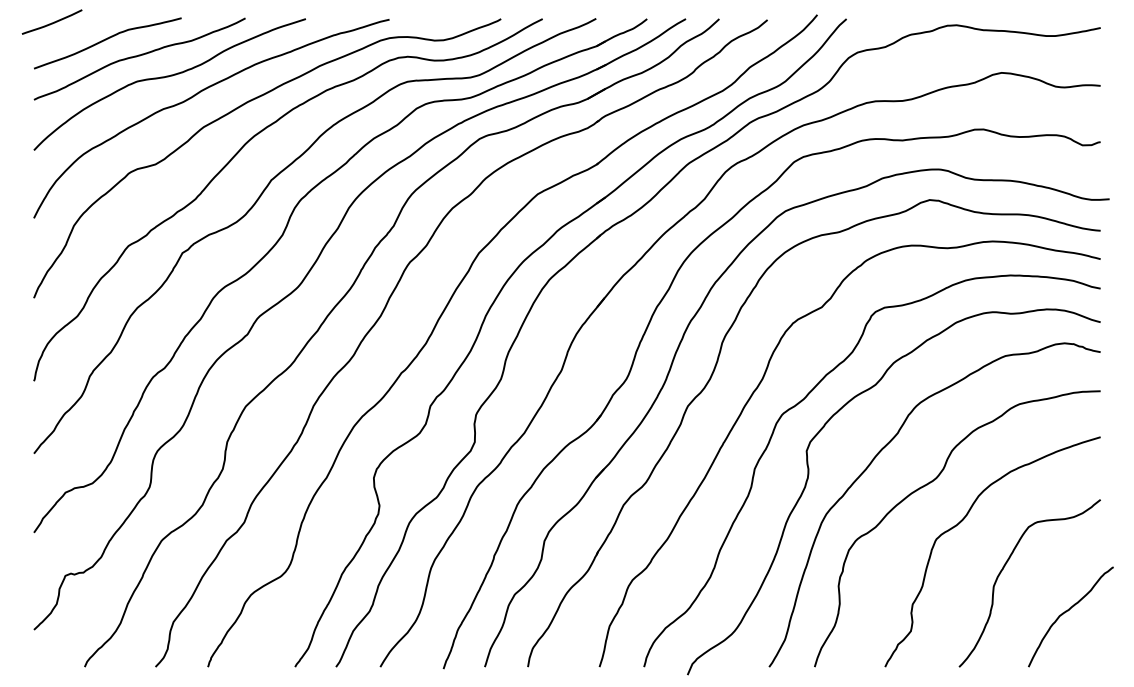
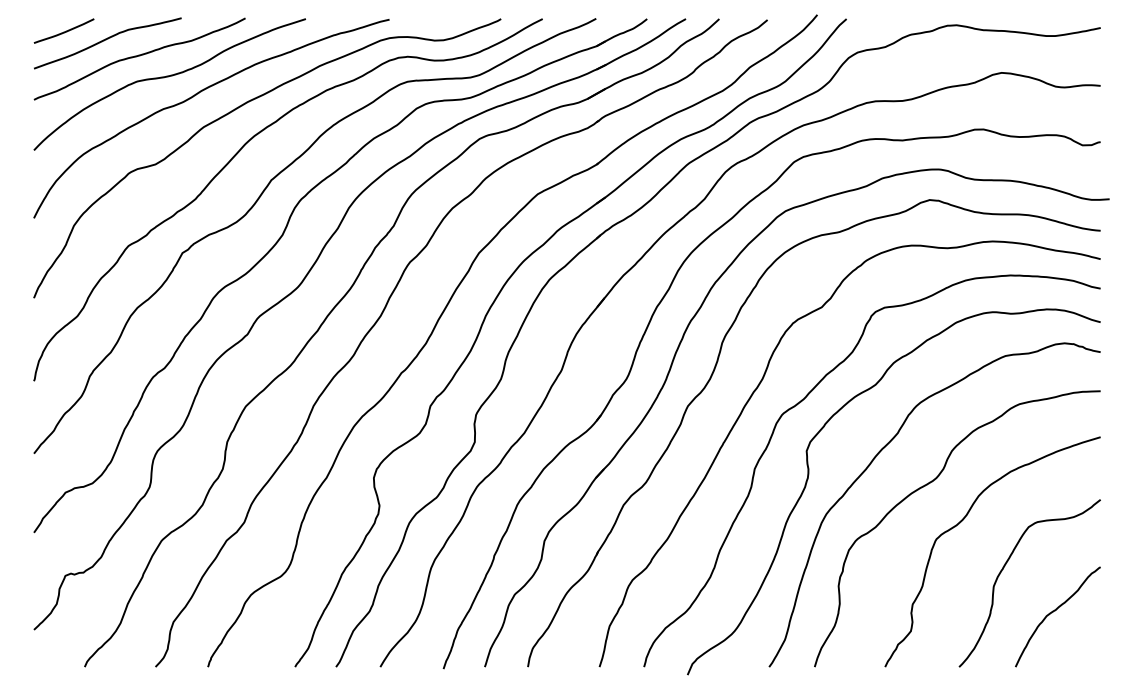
curve position: (51, 22) -> (63, 31) (63, 31)
curve position: (1068, 611) -> (1055, 611) (1055, 611)
